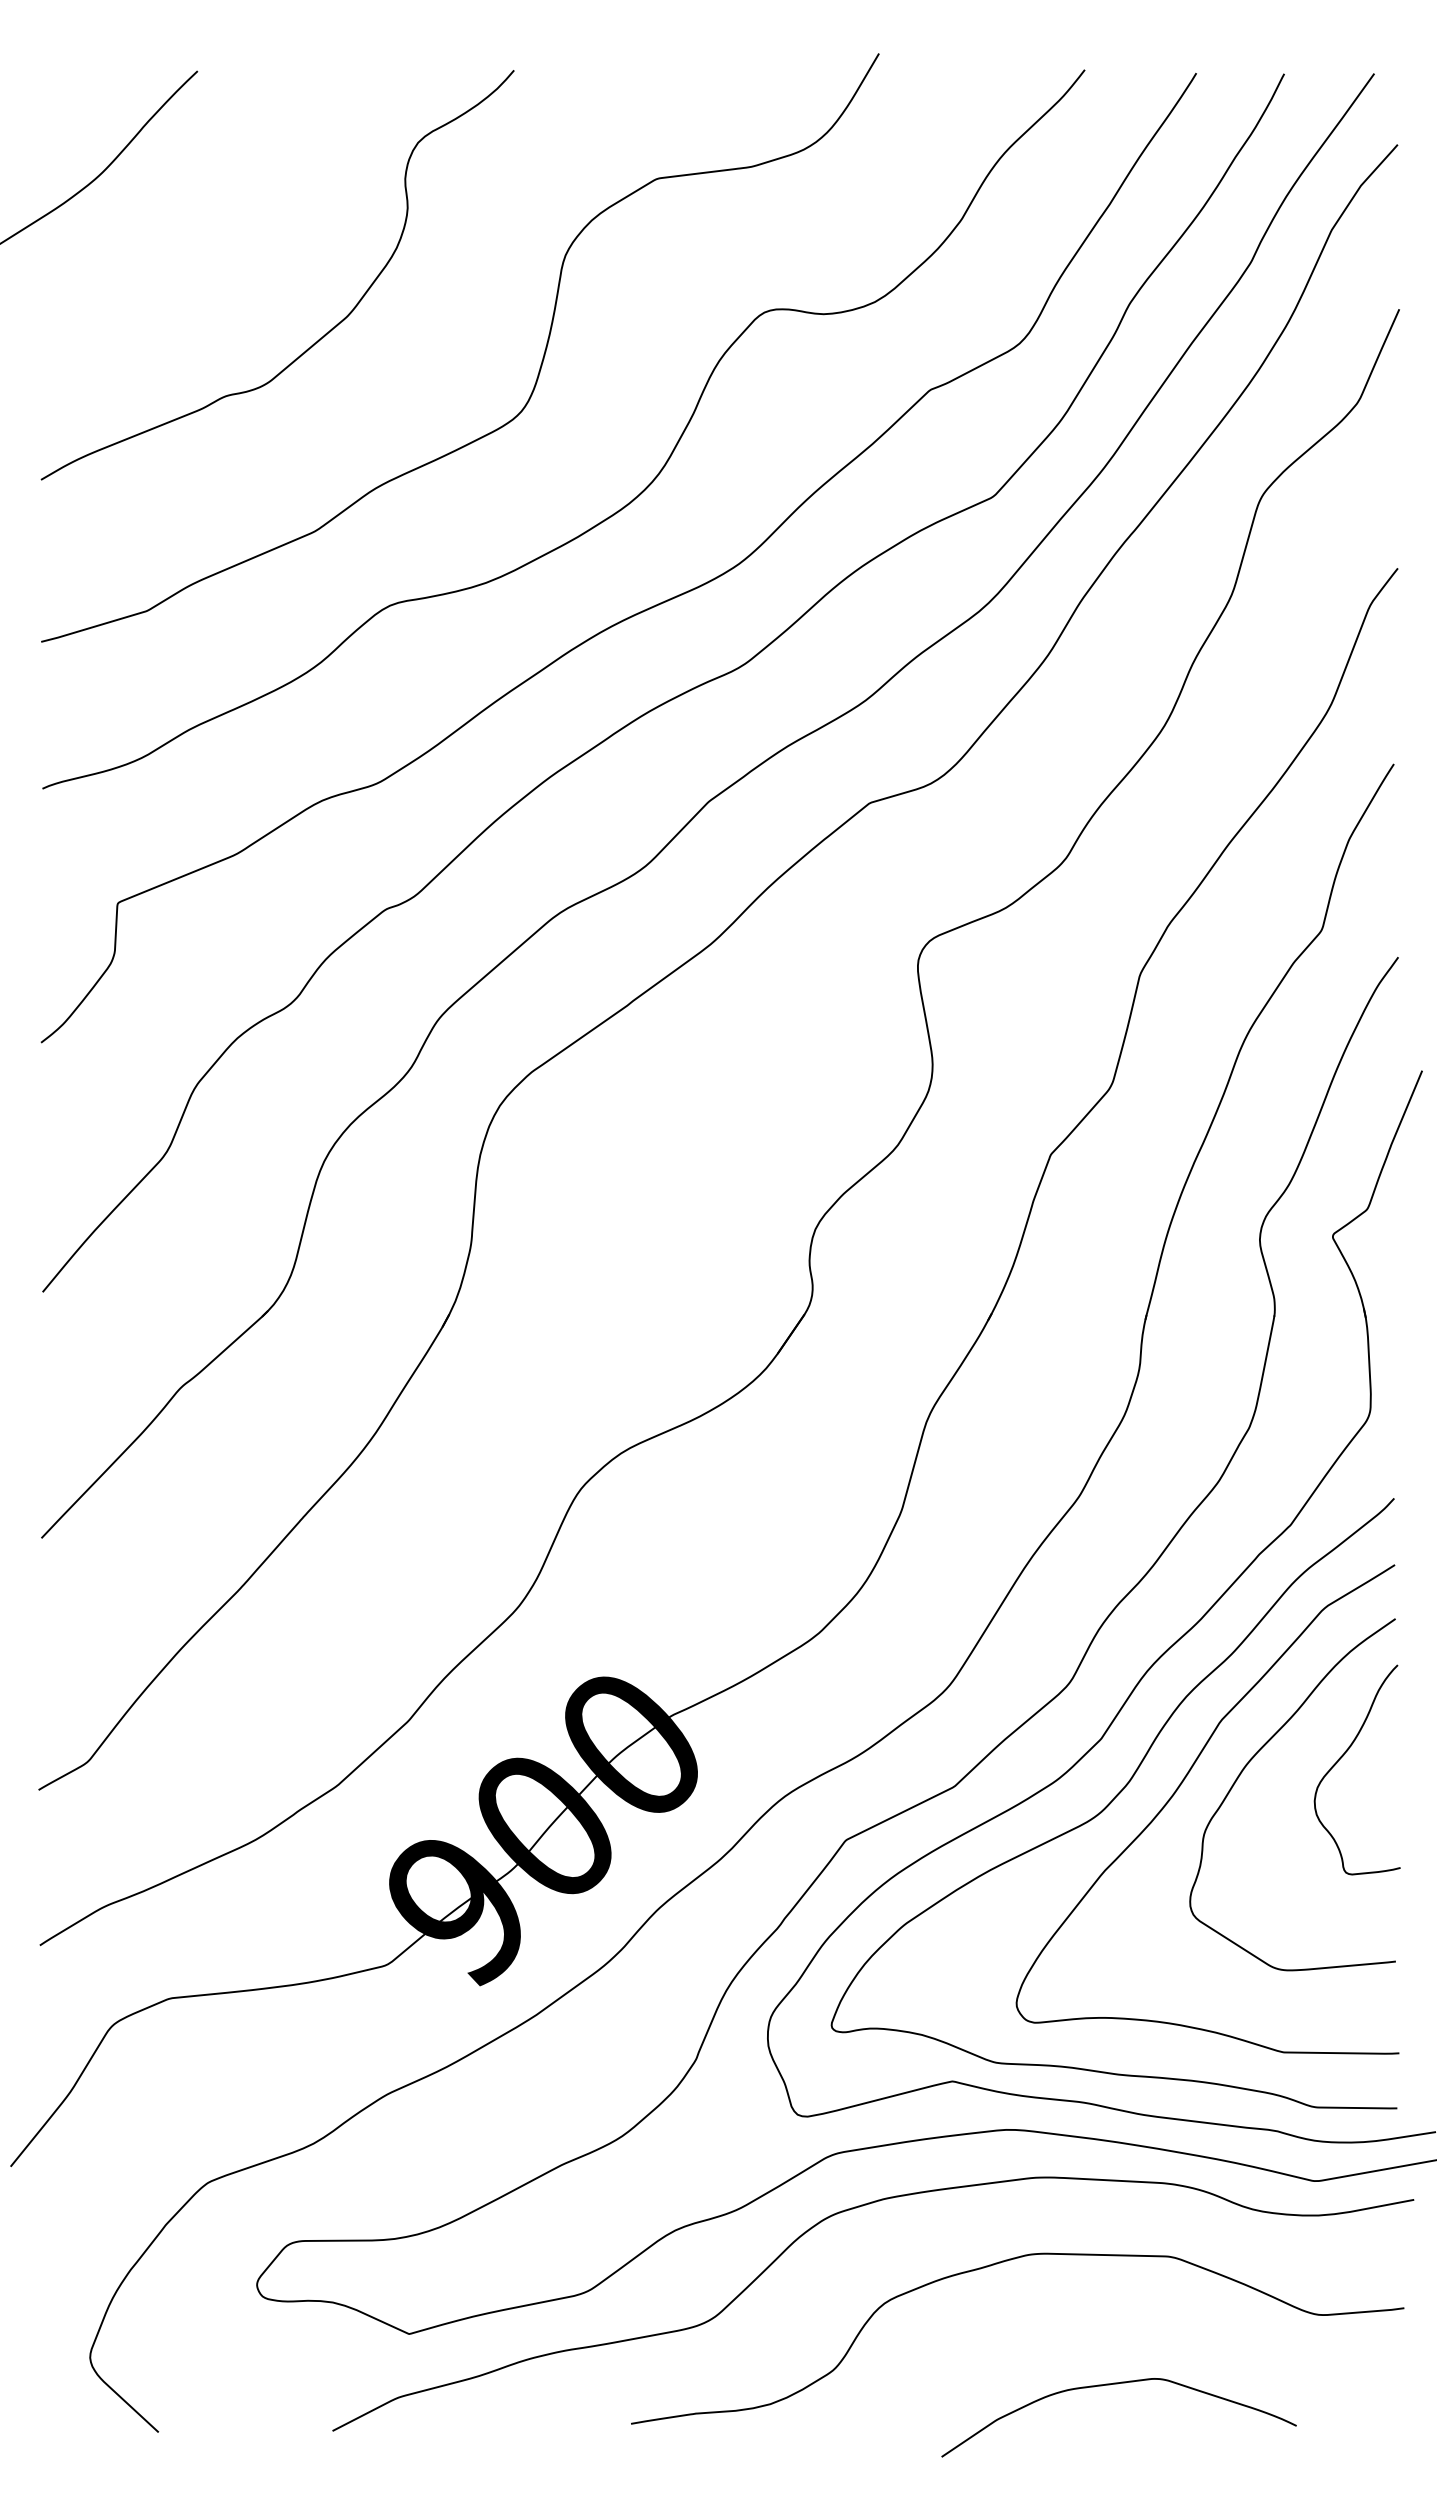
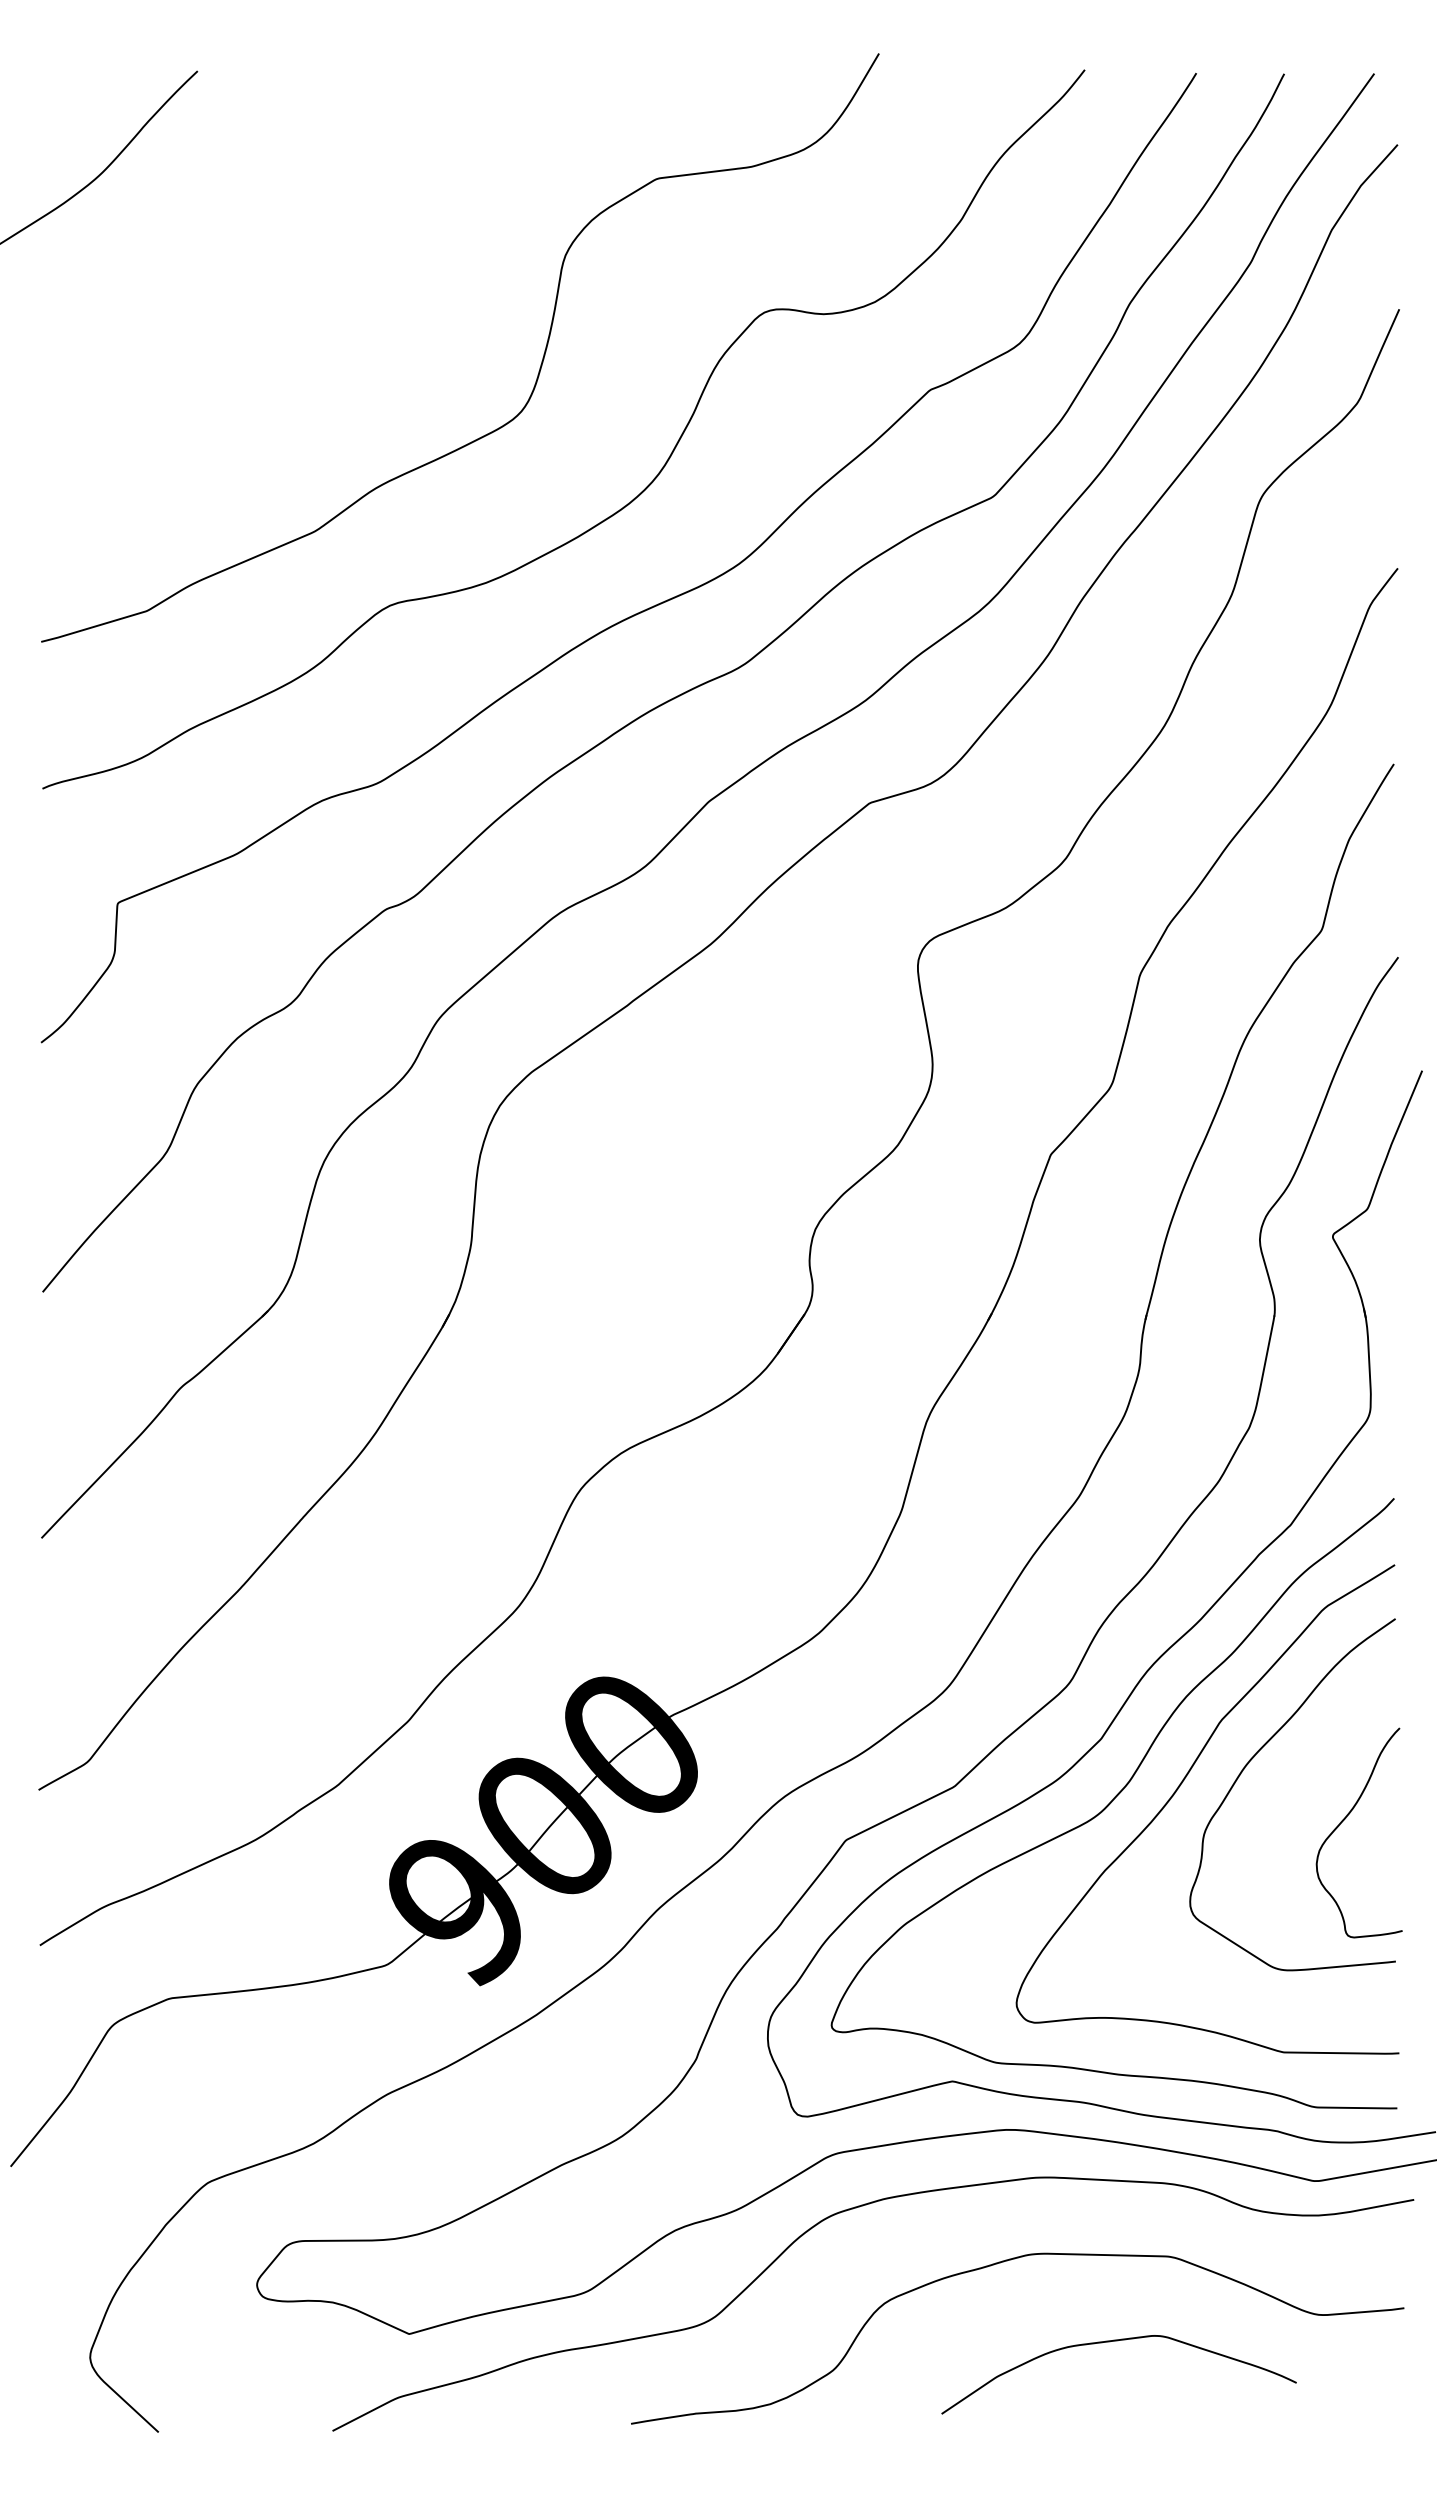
curve: present -> none (326, 332)
curve position: (1343, 1756) -> (1345, 1819) (1345, 1819)
curve position: (1110, 2385) -> (1110, 2342) (1110, 2342)
